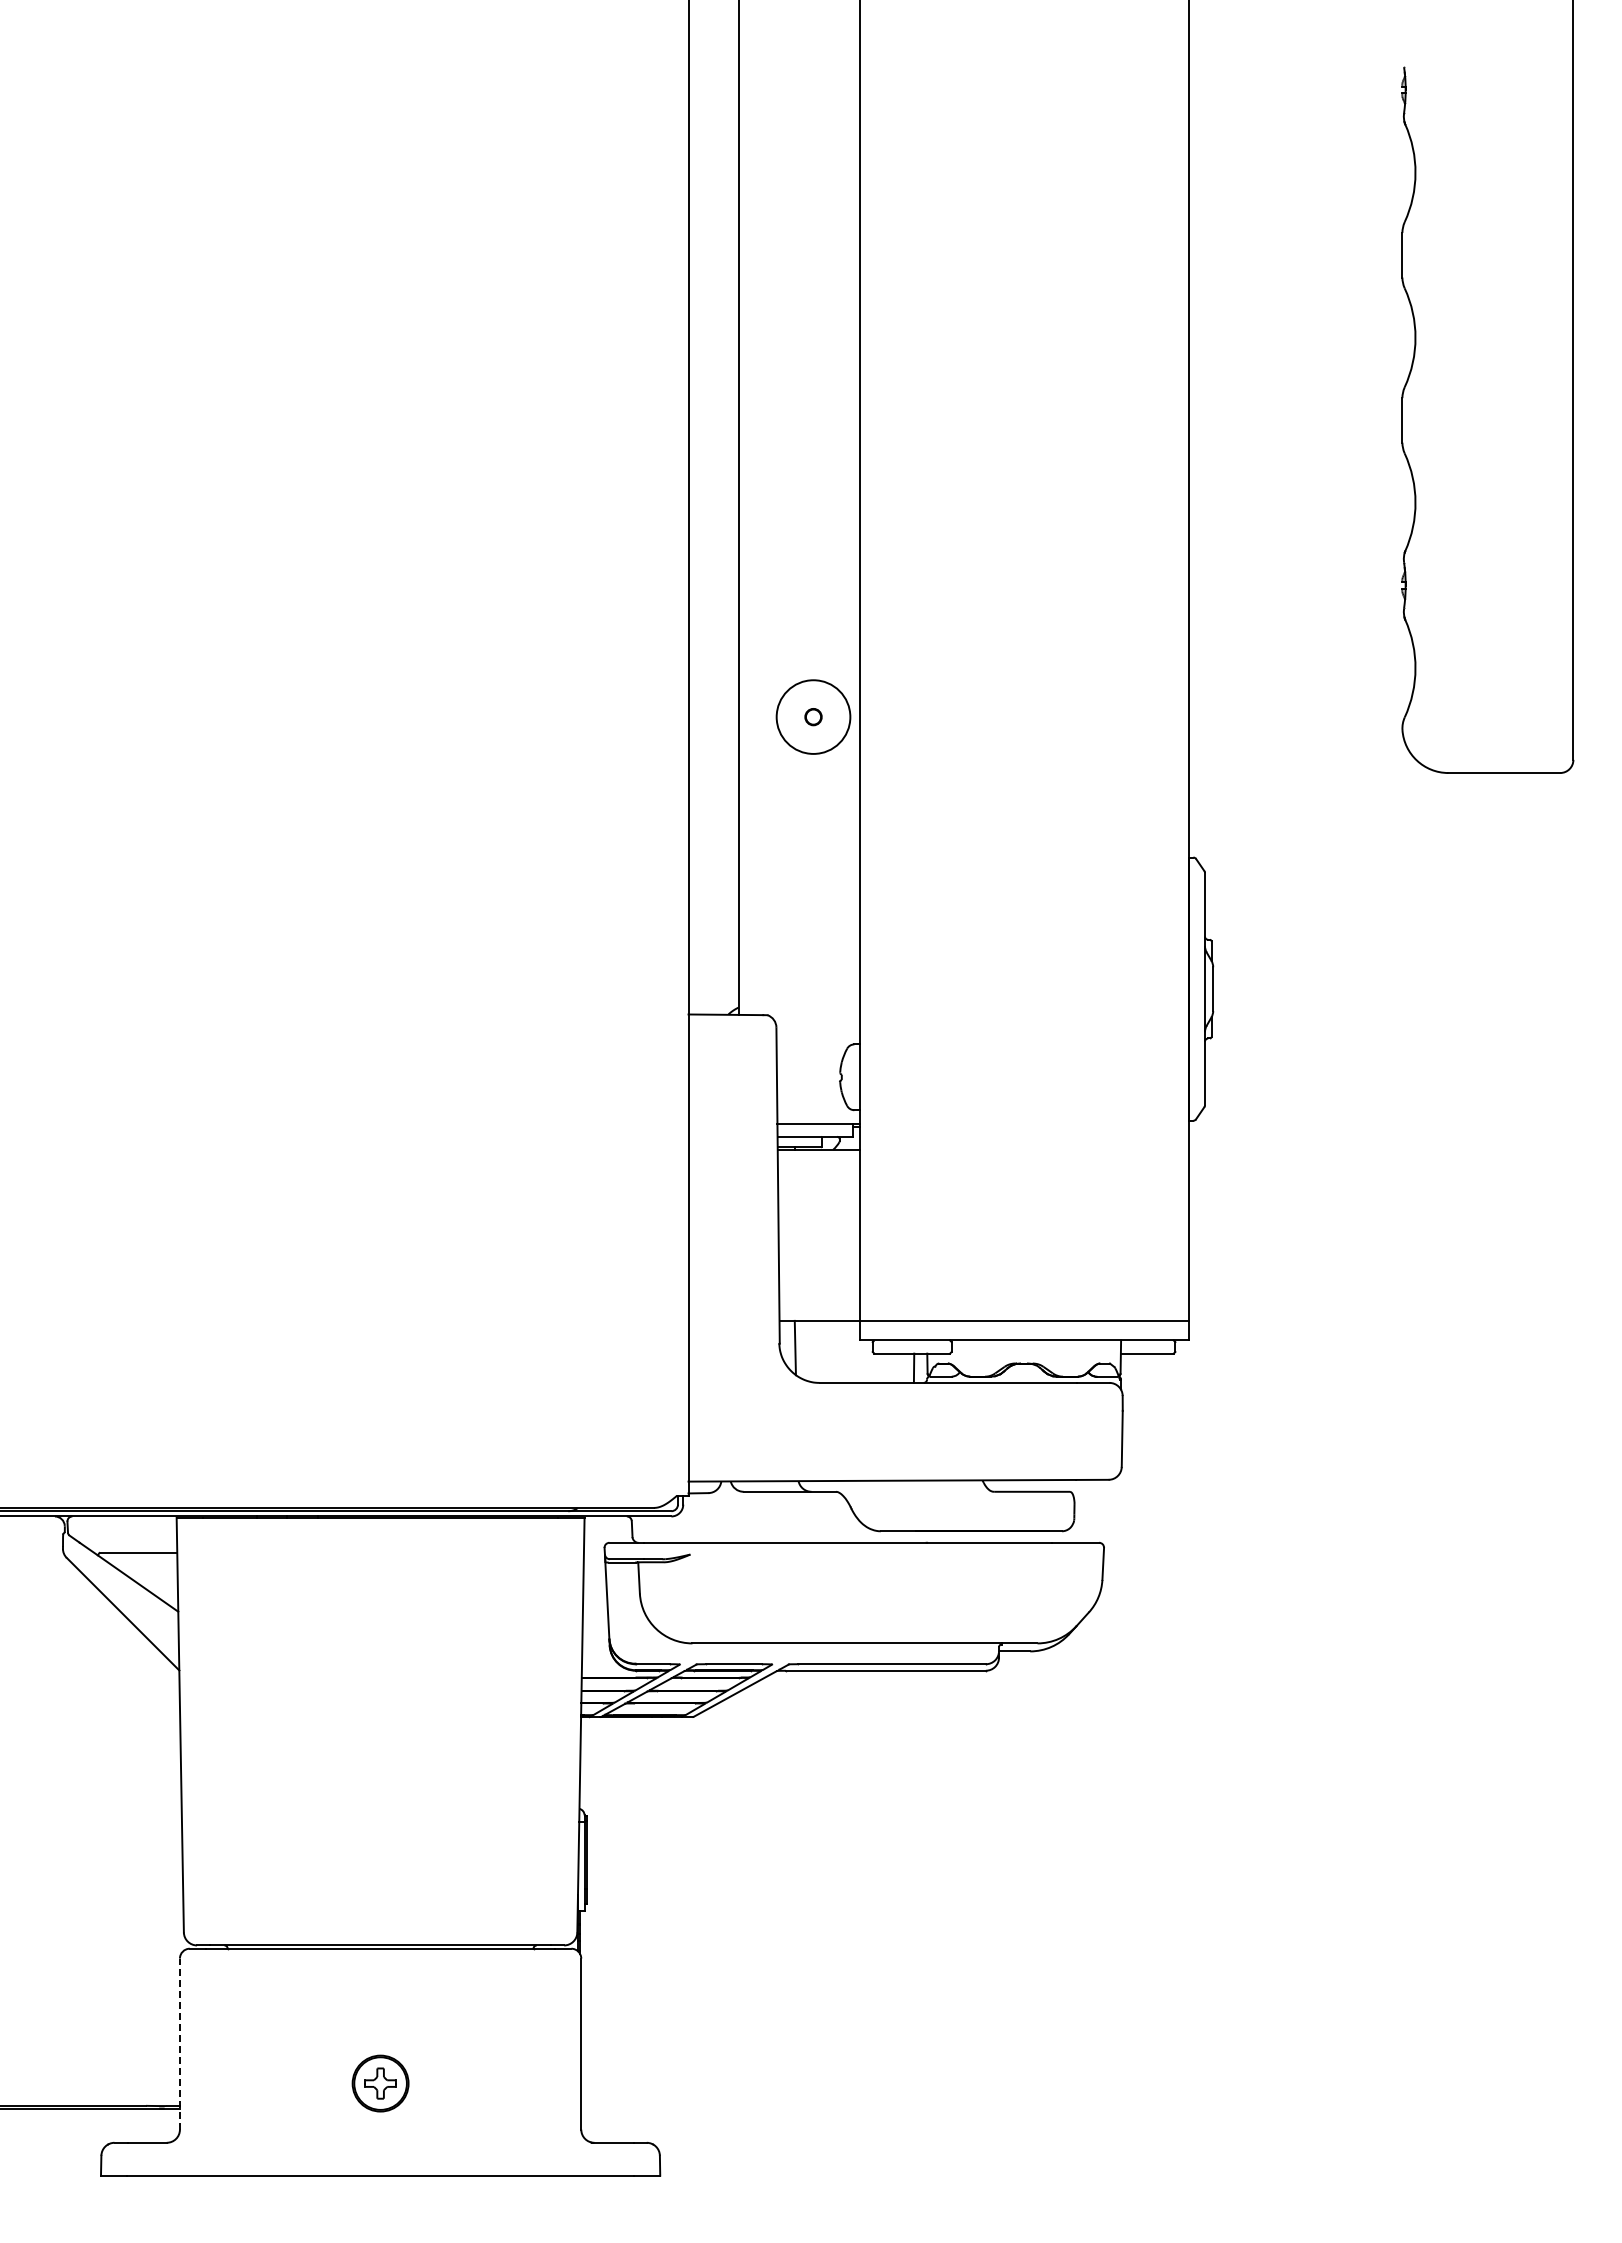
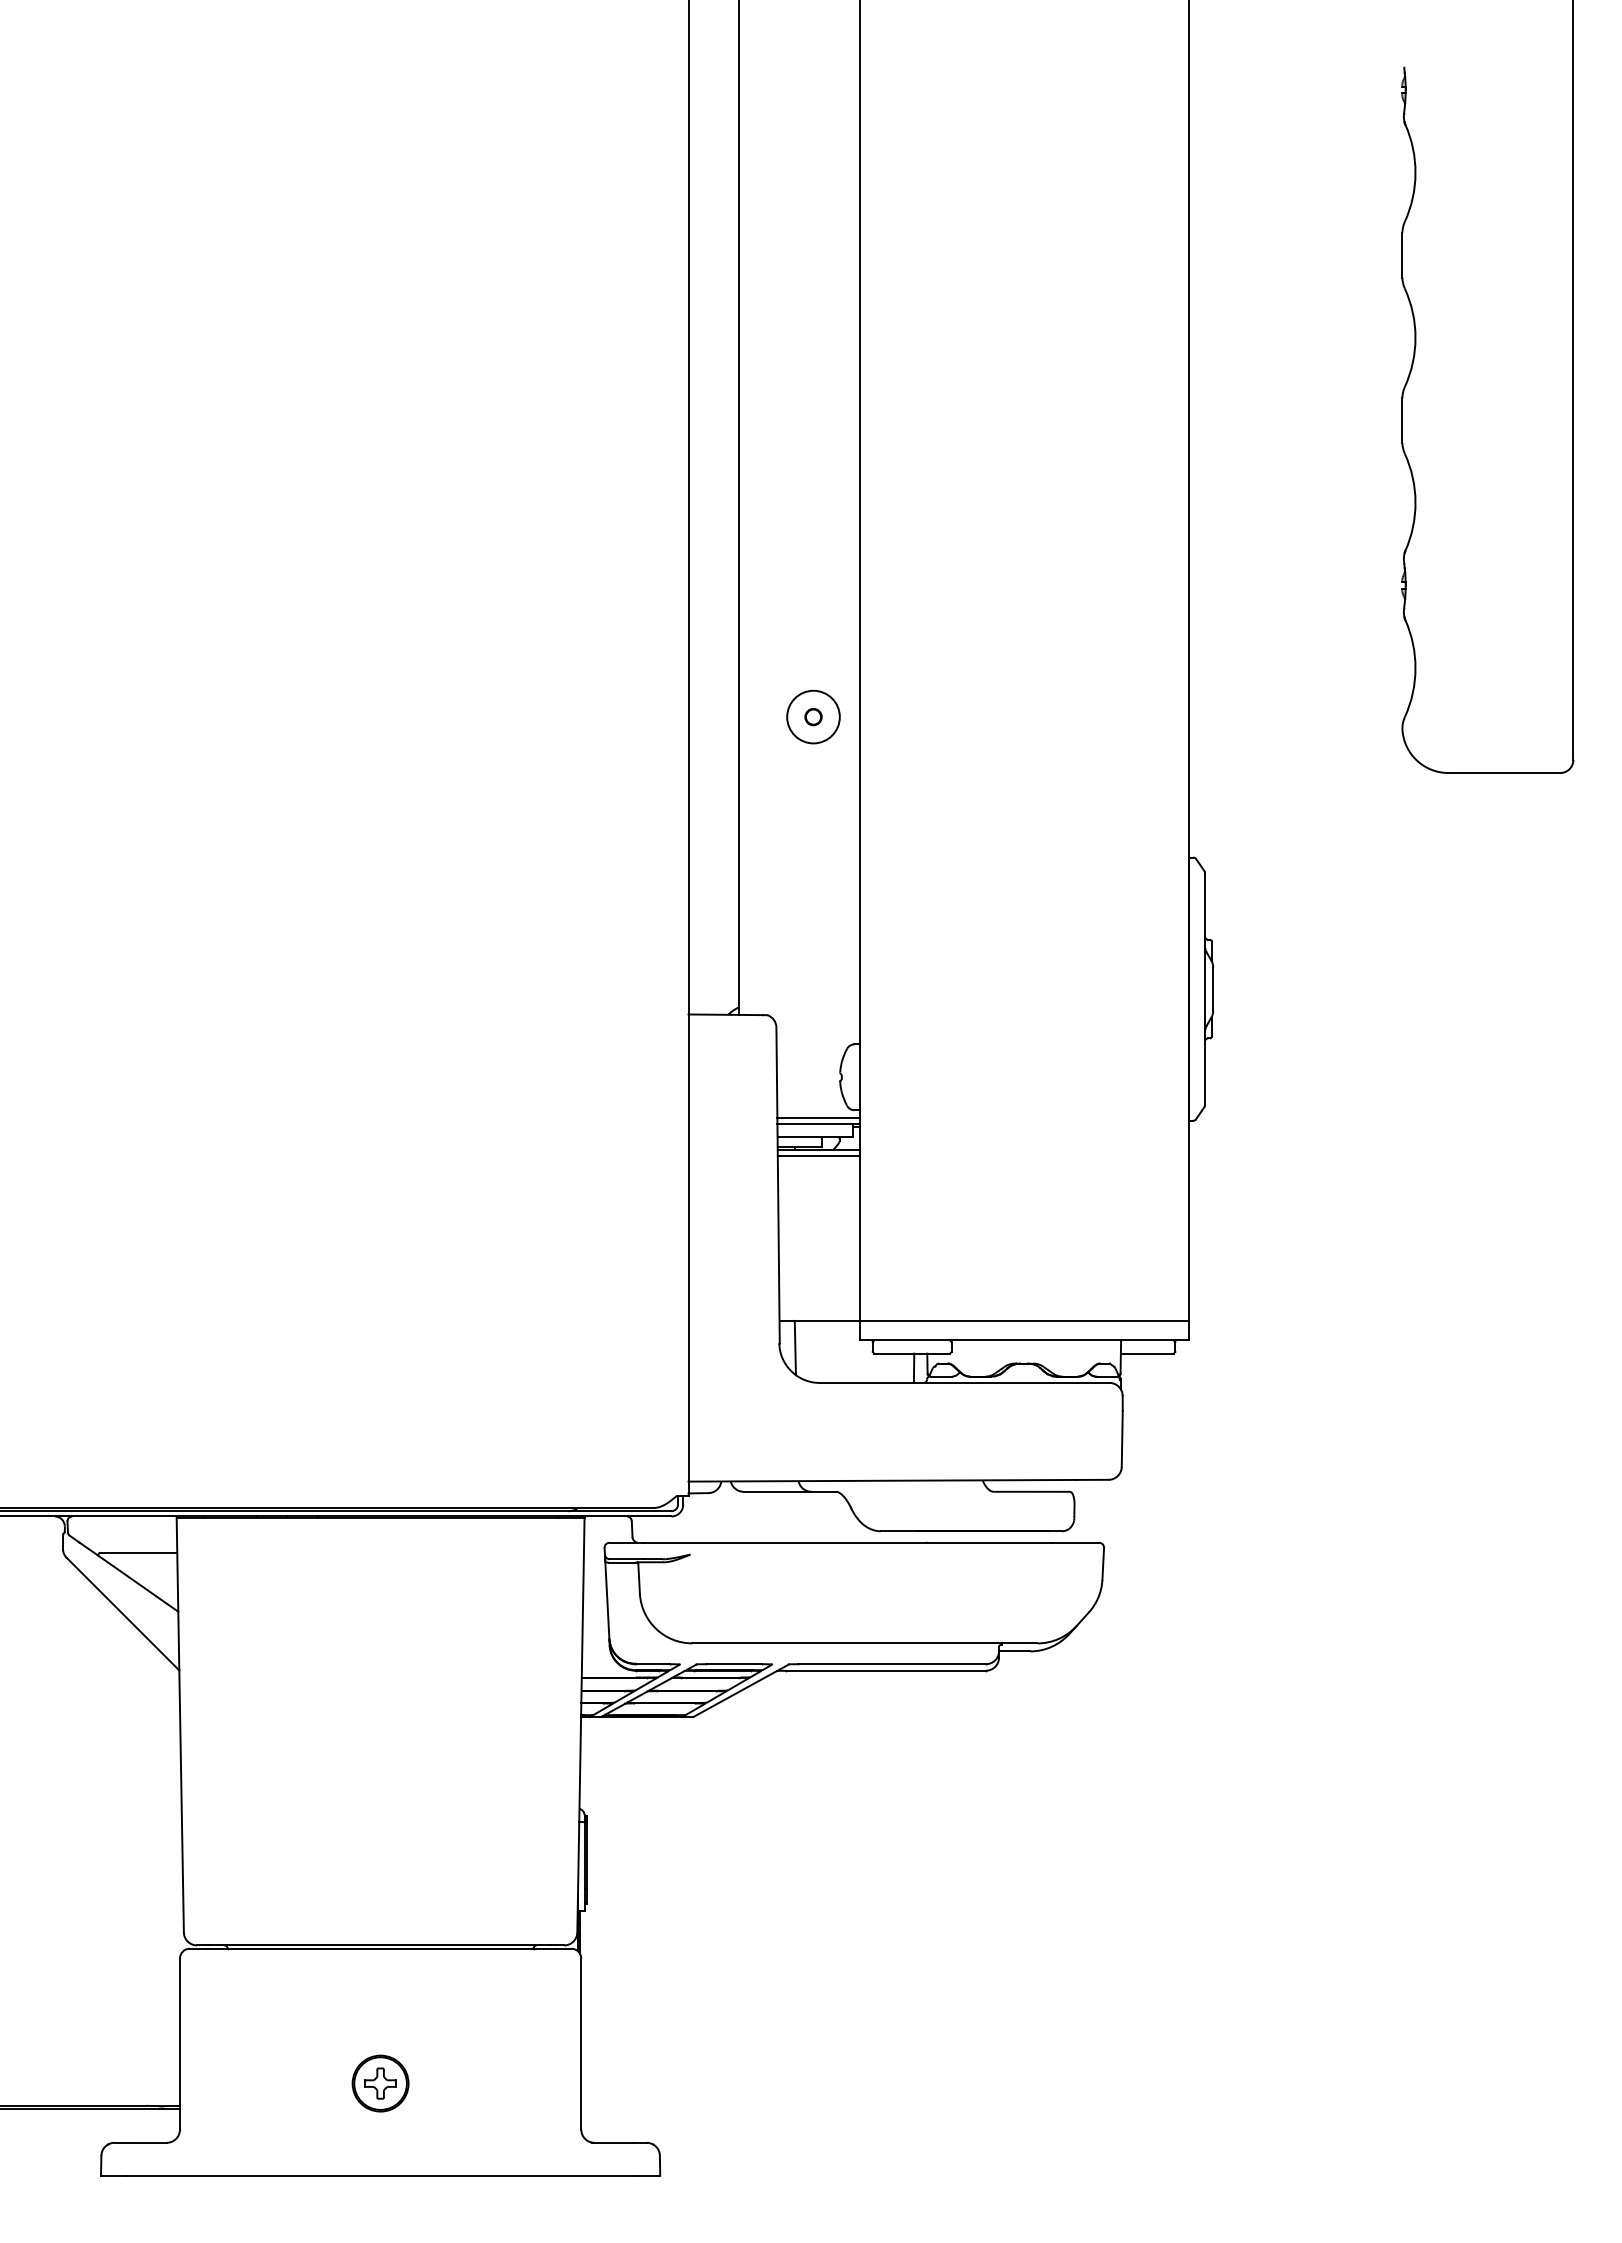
circle diameter: 74 px -> 53 px (813, 716)
line: none -> present (818, 1118)
line: none -> present (818, 1156)
line: dashed -> solid (179, 2044)
